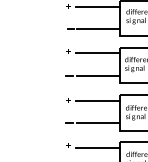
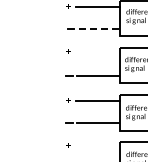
line: solid -> dashed (97, 29)
line: present -> none (98, 53)
line: present -> none (97, 147)
